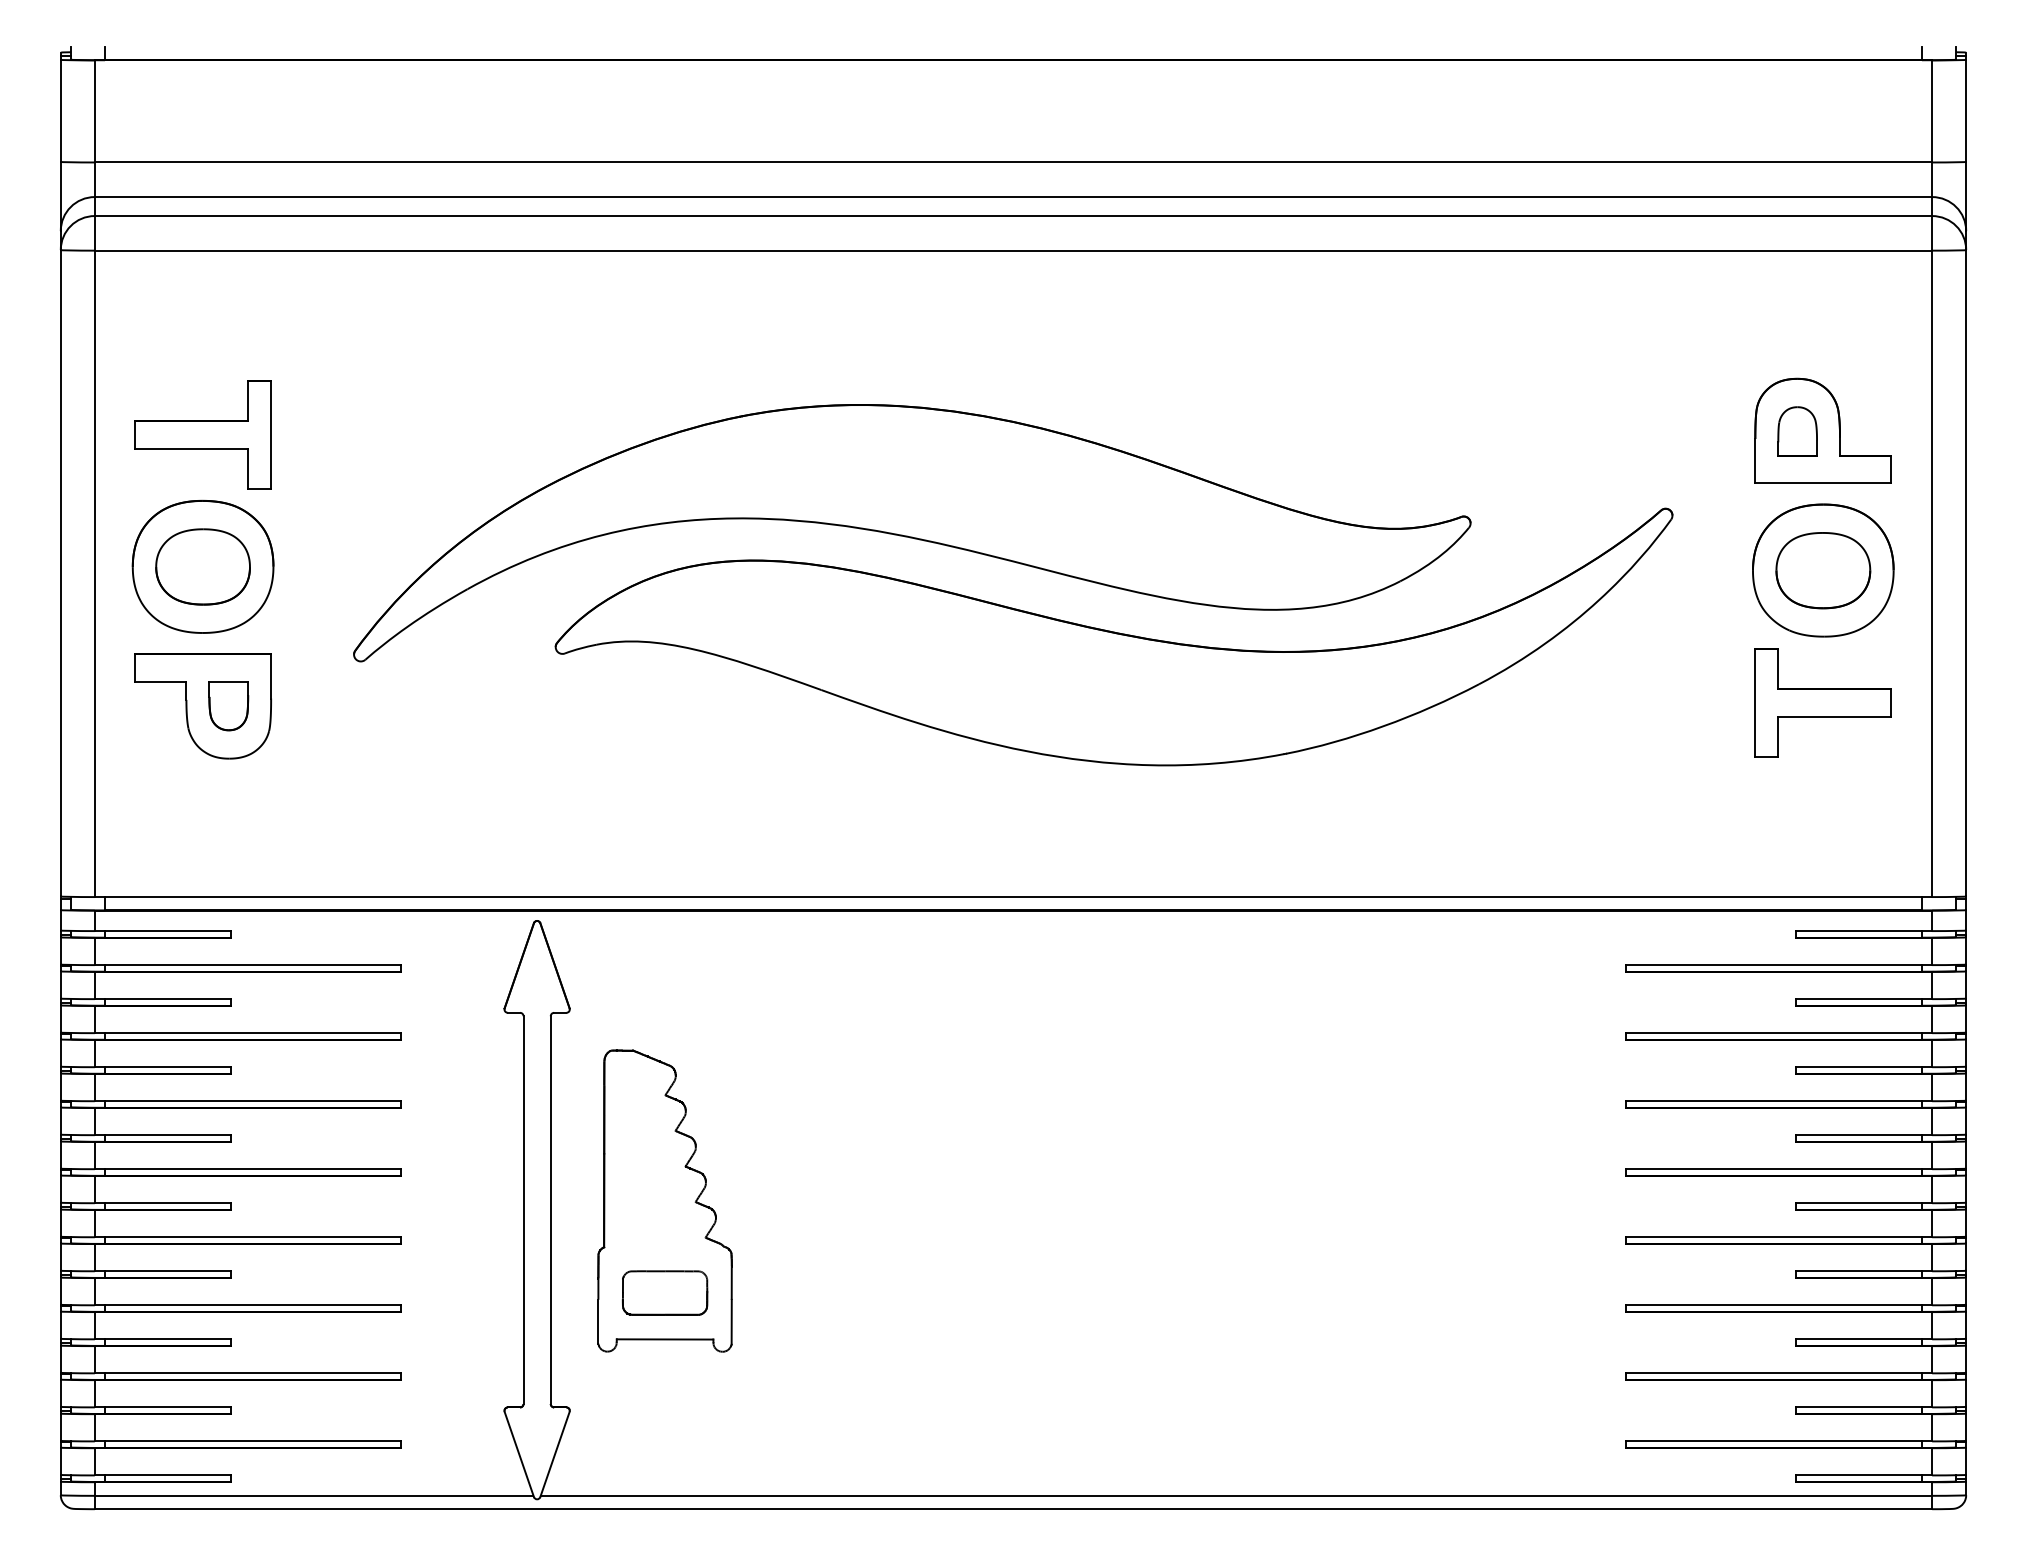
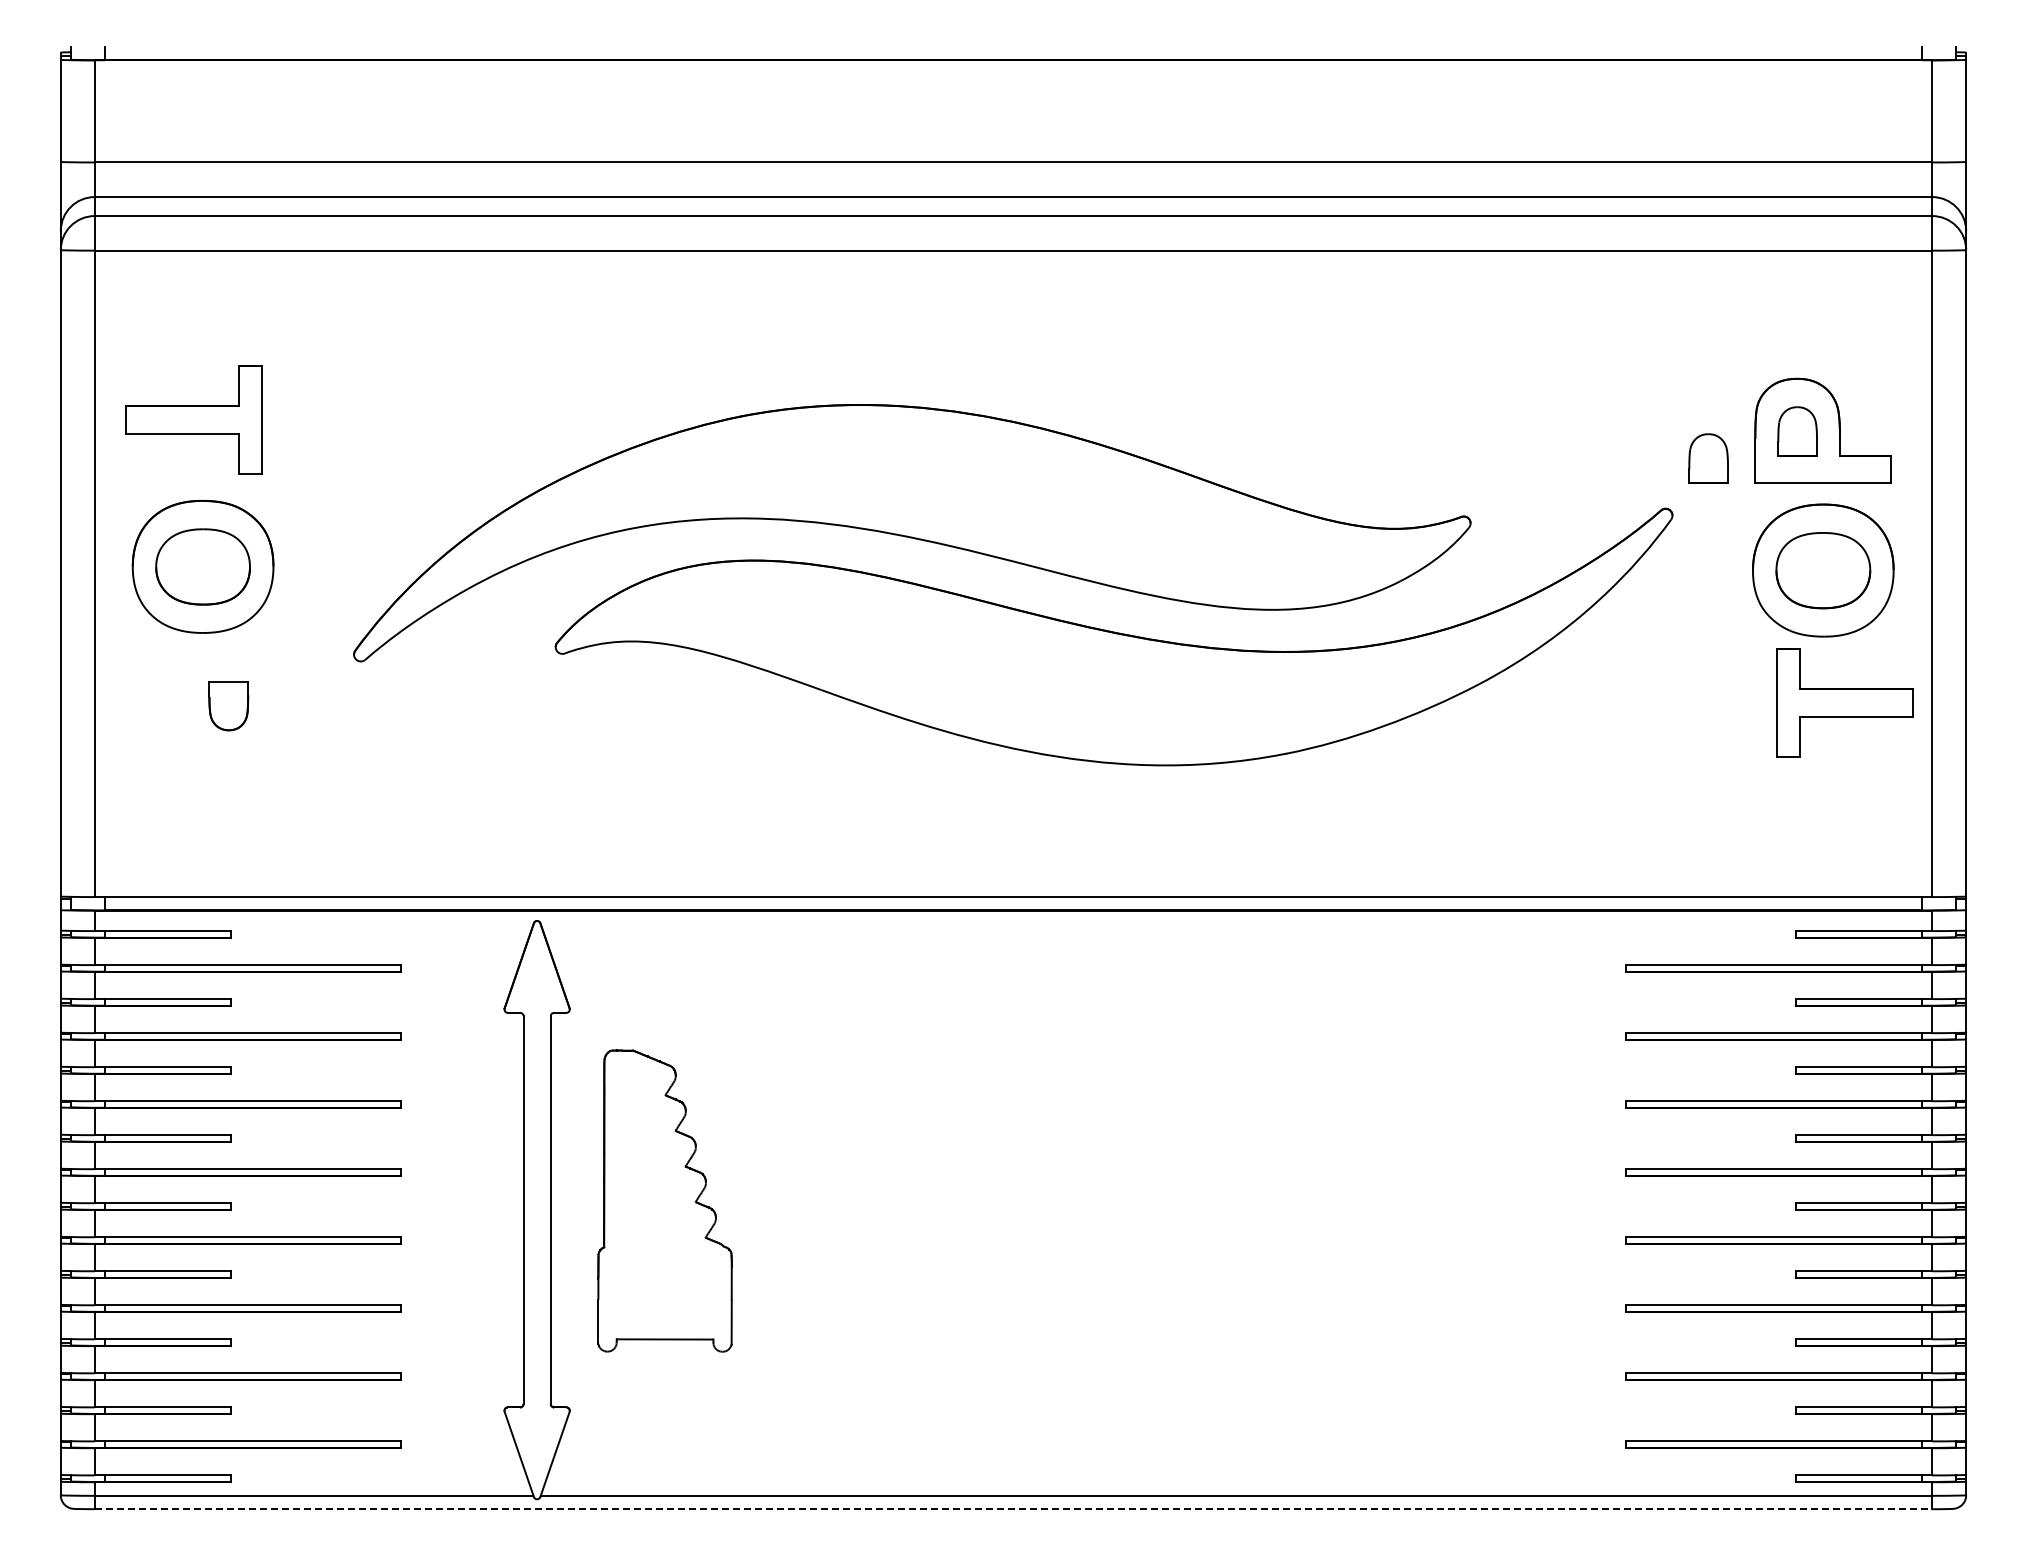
part position: (202, 434) -> (193, 419) (193, 419)
part: none -> present (1708, 458)
part position: (1822, 702) -> (1844, 702) (1844, 702)
part: present -> none (202, 706)
part: present -> none (665, 1292)
line: solid -> dashed (1013, 1509)
